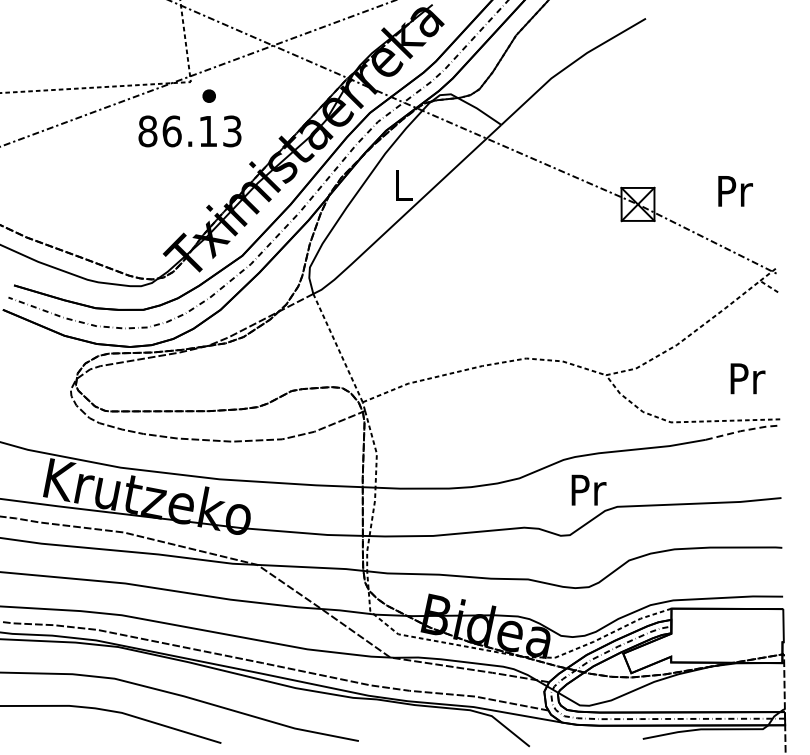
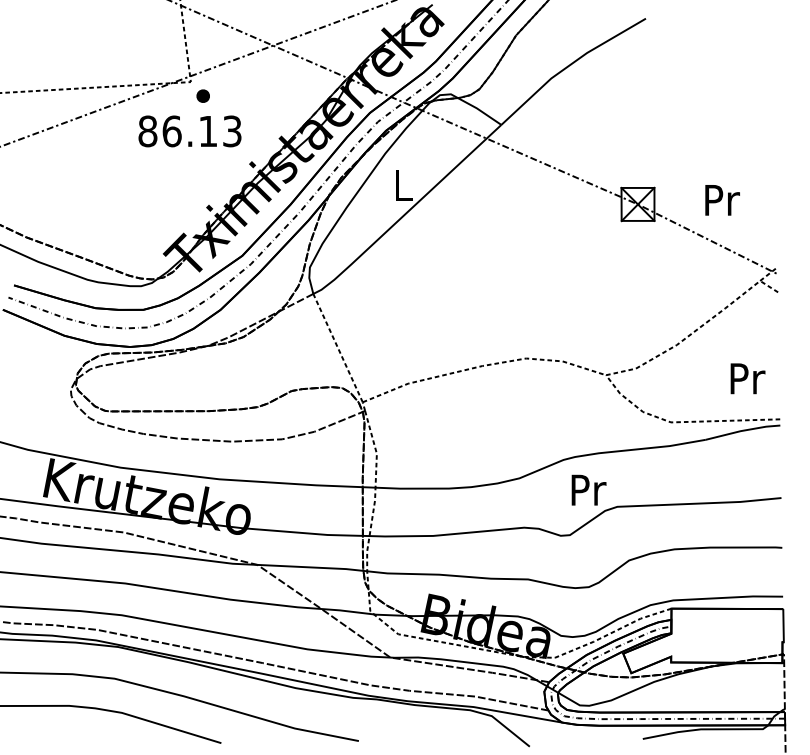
part position: (208, 95) -> (202, 95) (202, 95)
text position: (735, 191) -> (722, 200) (722, 200)
line: dashed -> solid (743, 430)
